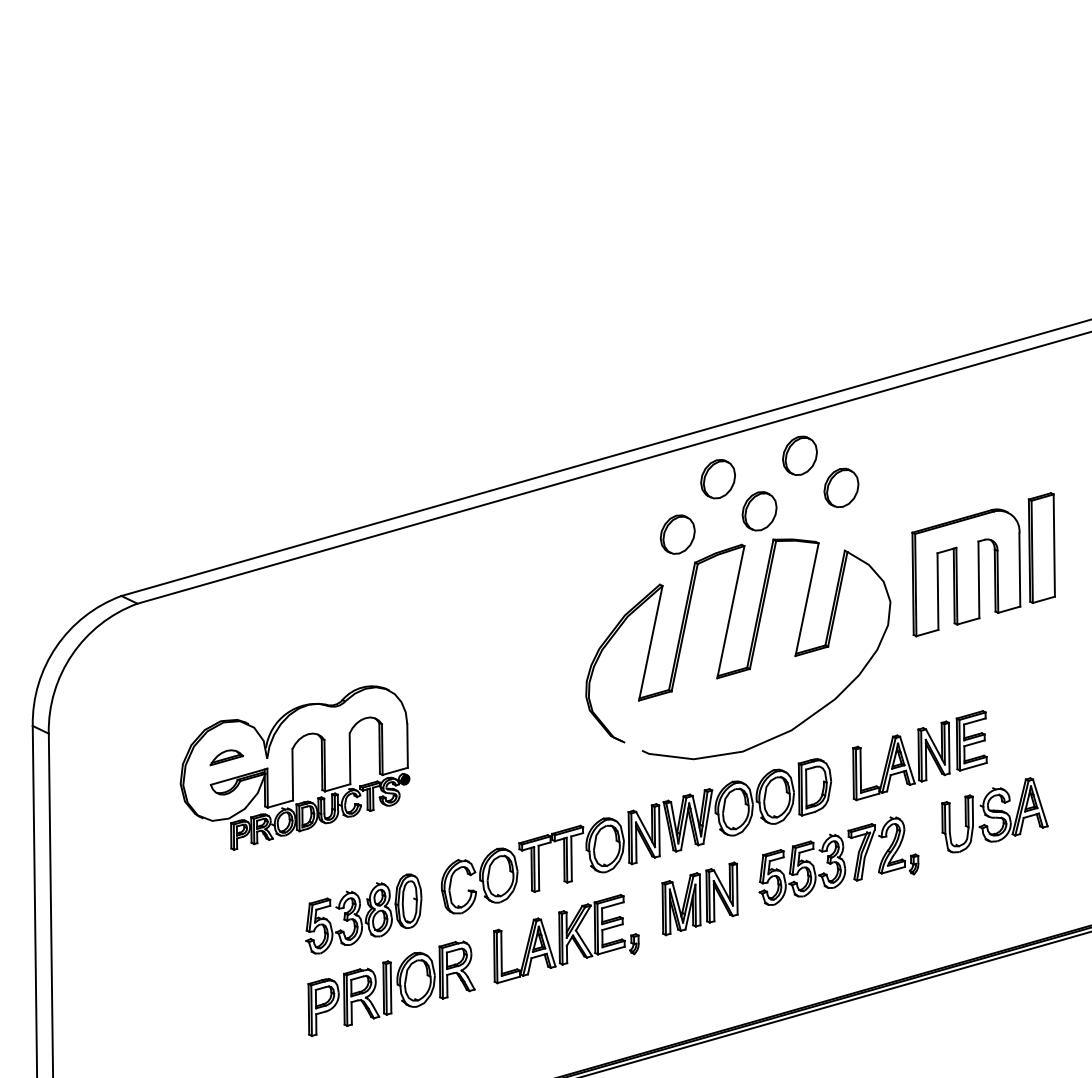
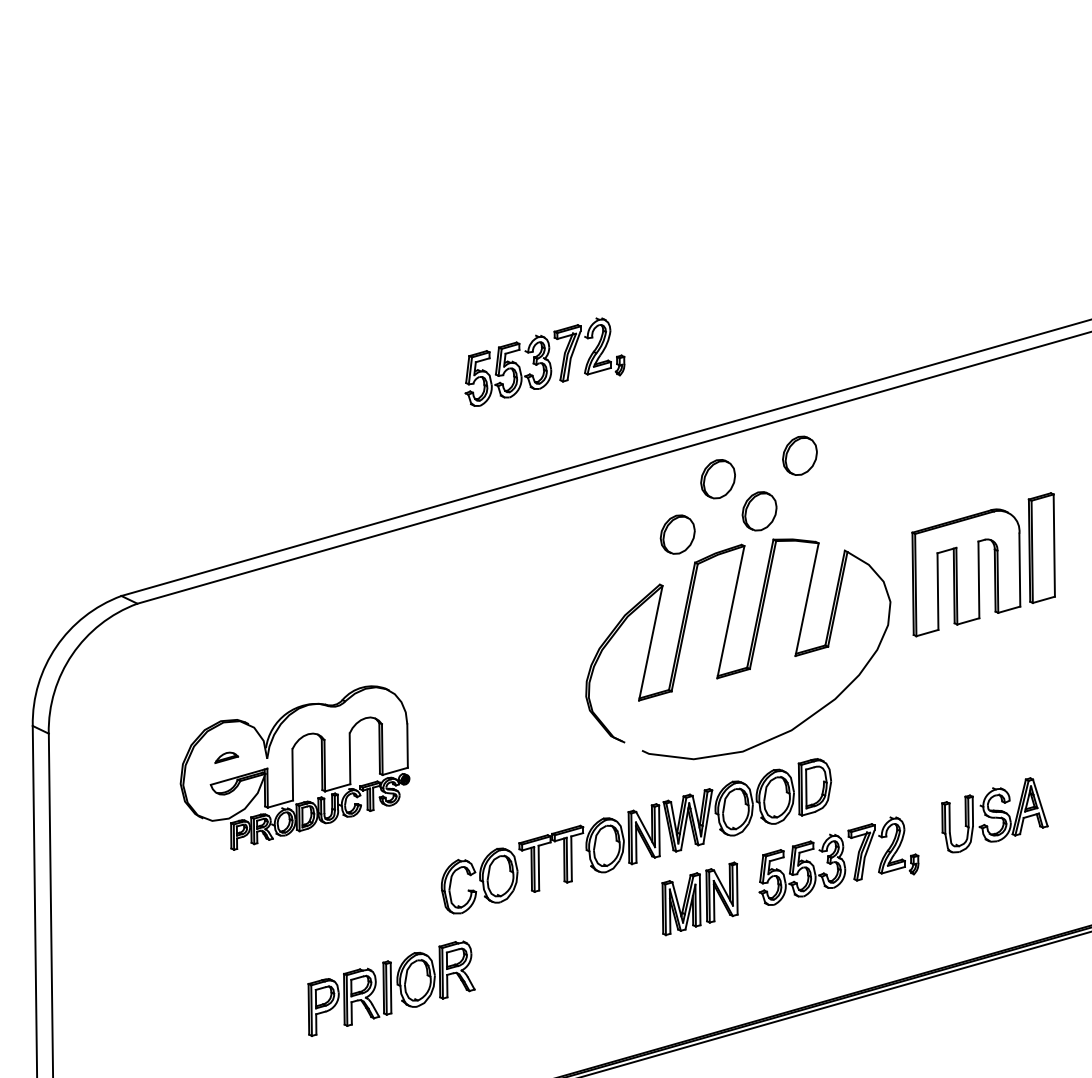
part: none -> present (544, 361)
part: present -> none (841, 487)
part: present -> none (919, 755)
part size: 35x18 px -> 26x13 px (226, 757)
part: present -> none (363, 913)
part: present -> none (566, 939)
